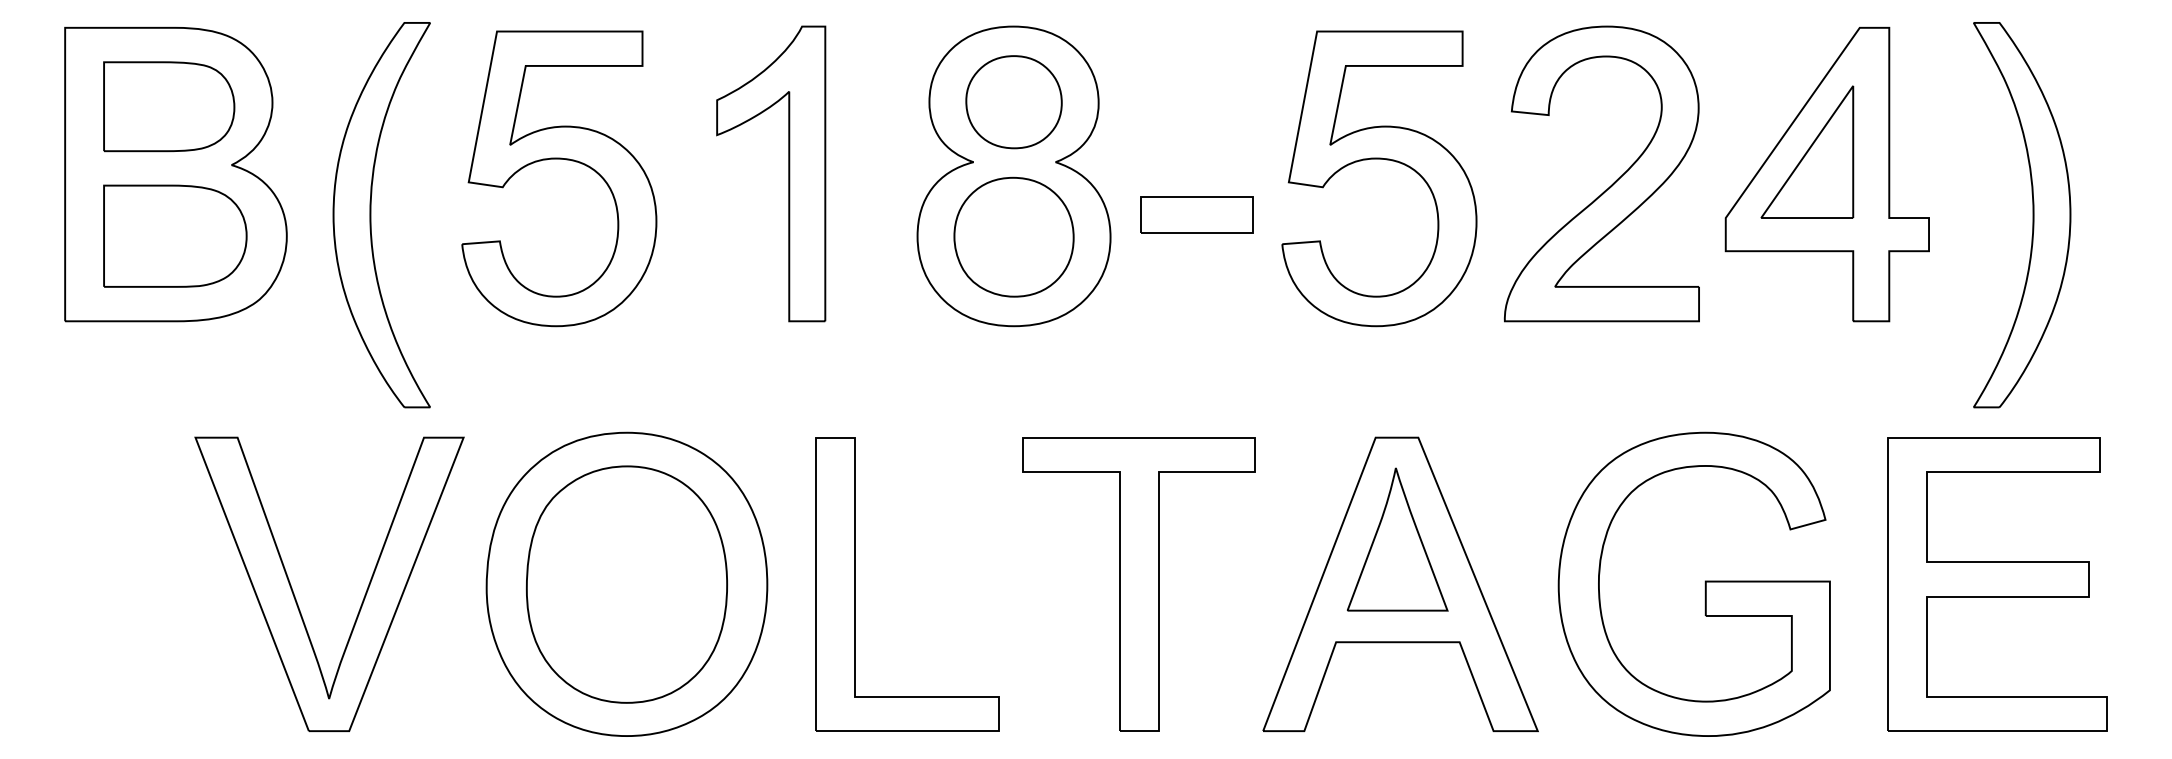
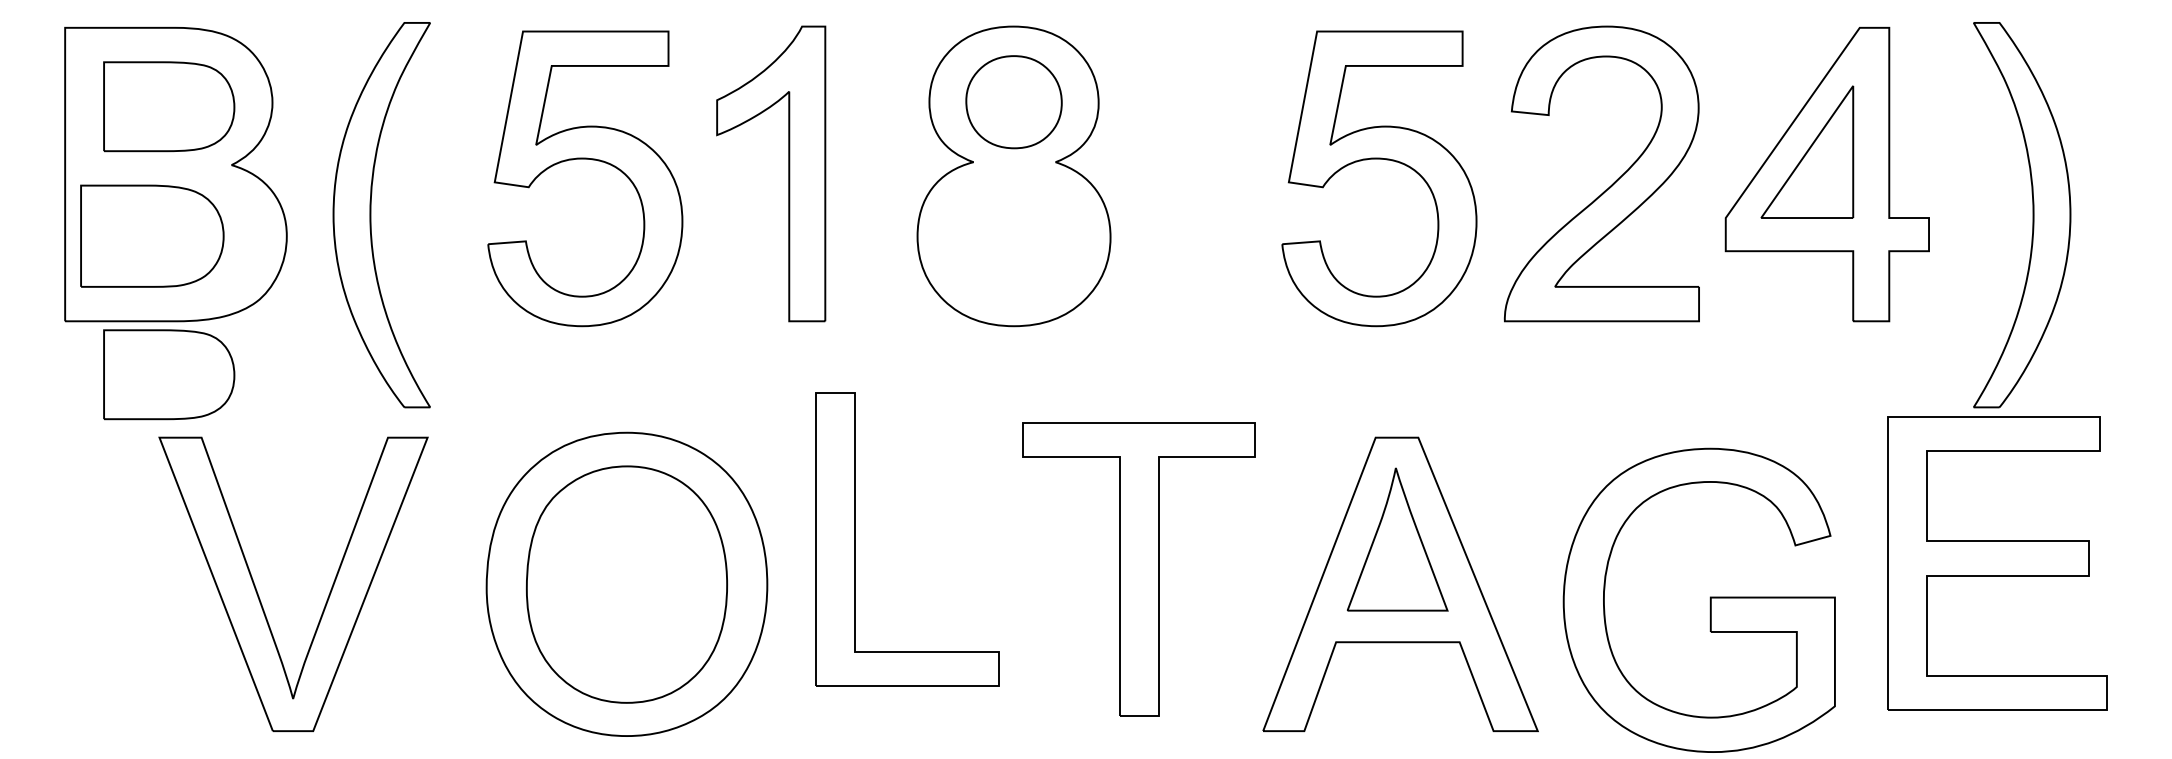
part position: (559, 159) -> (585, 159) (585, 159)
part: present -> none (1196, 214)
part position: (175, 235) -> (152, 235) (152, 235)
part: present -> none (1013, 236)
part: none -> present (169, 374)
part position: (1704, 583) -> (1709, 599) (1709, 599)
part position: (855, 584) -> (855, 539) (855, 539)
part position: (1138, 584) -> (1138, 569) (1138, 569)
part position: (1997, 584) -> (1997, 563) (1997, 563)
part position: (294, 593) -> (258, 593) (258, 593)
